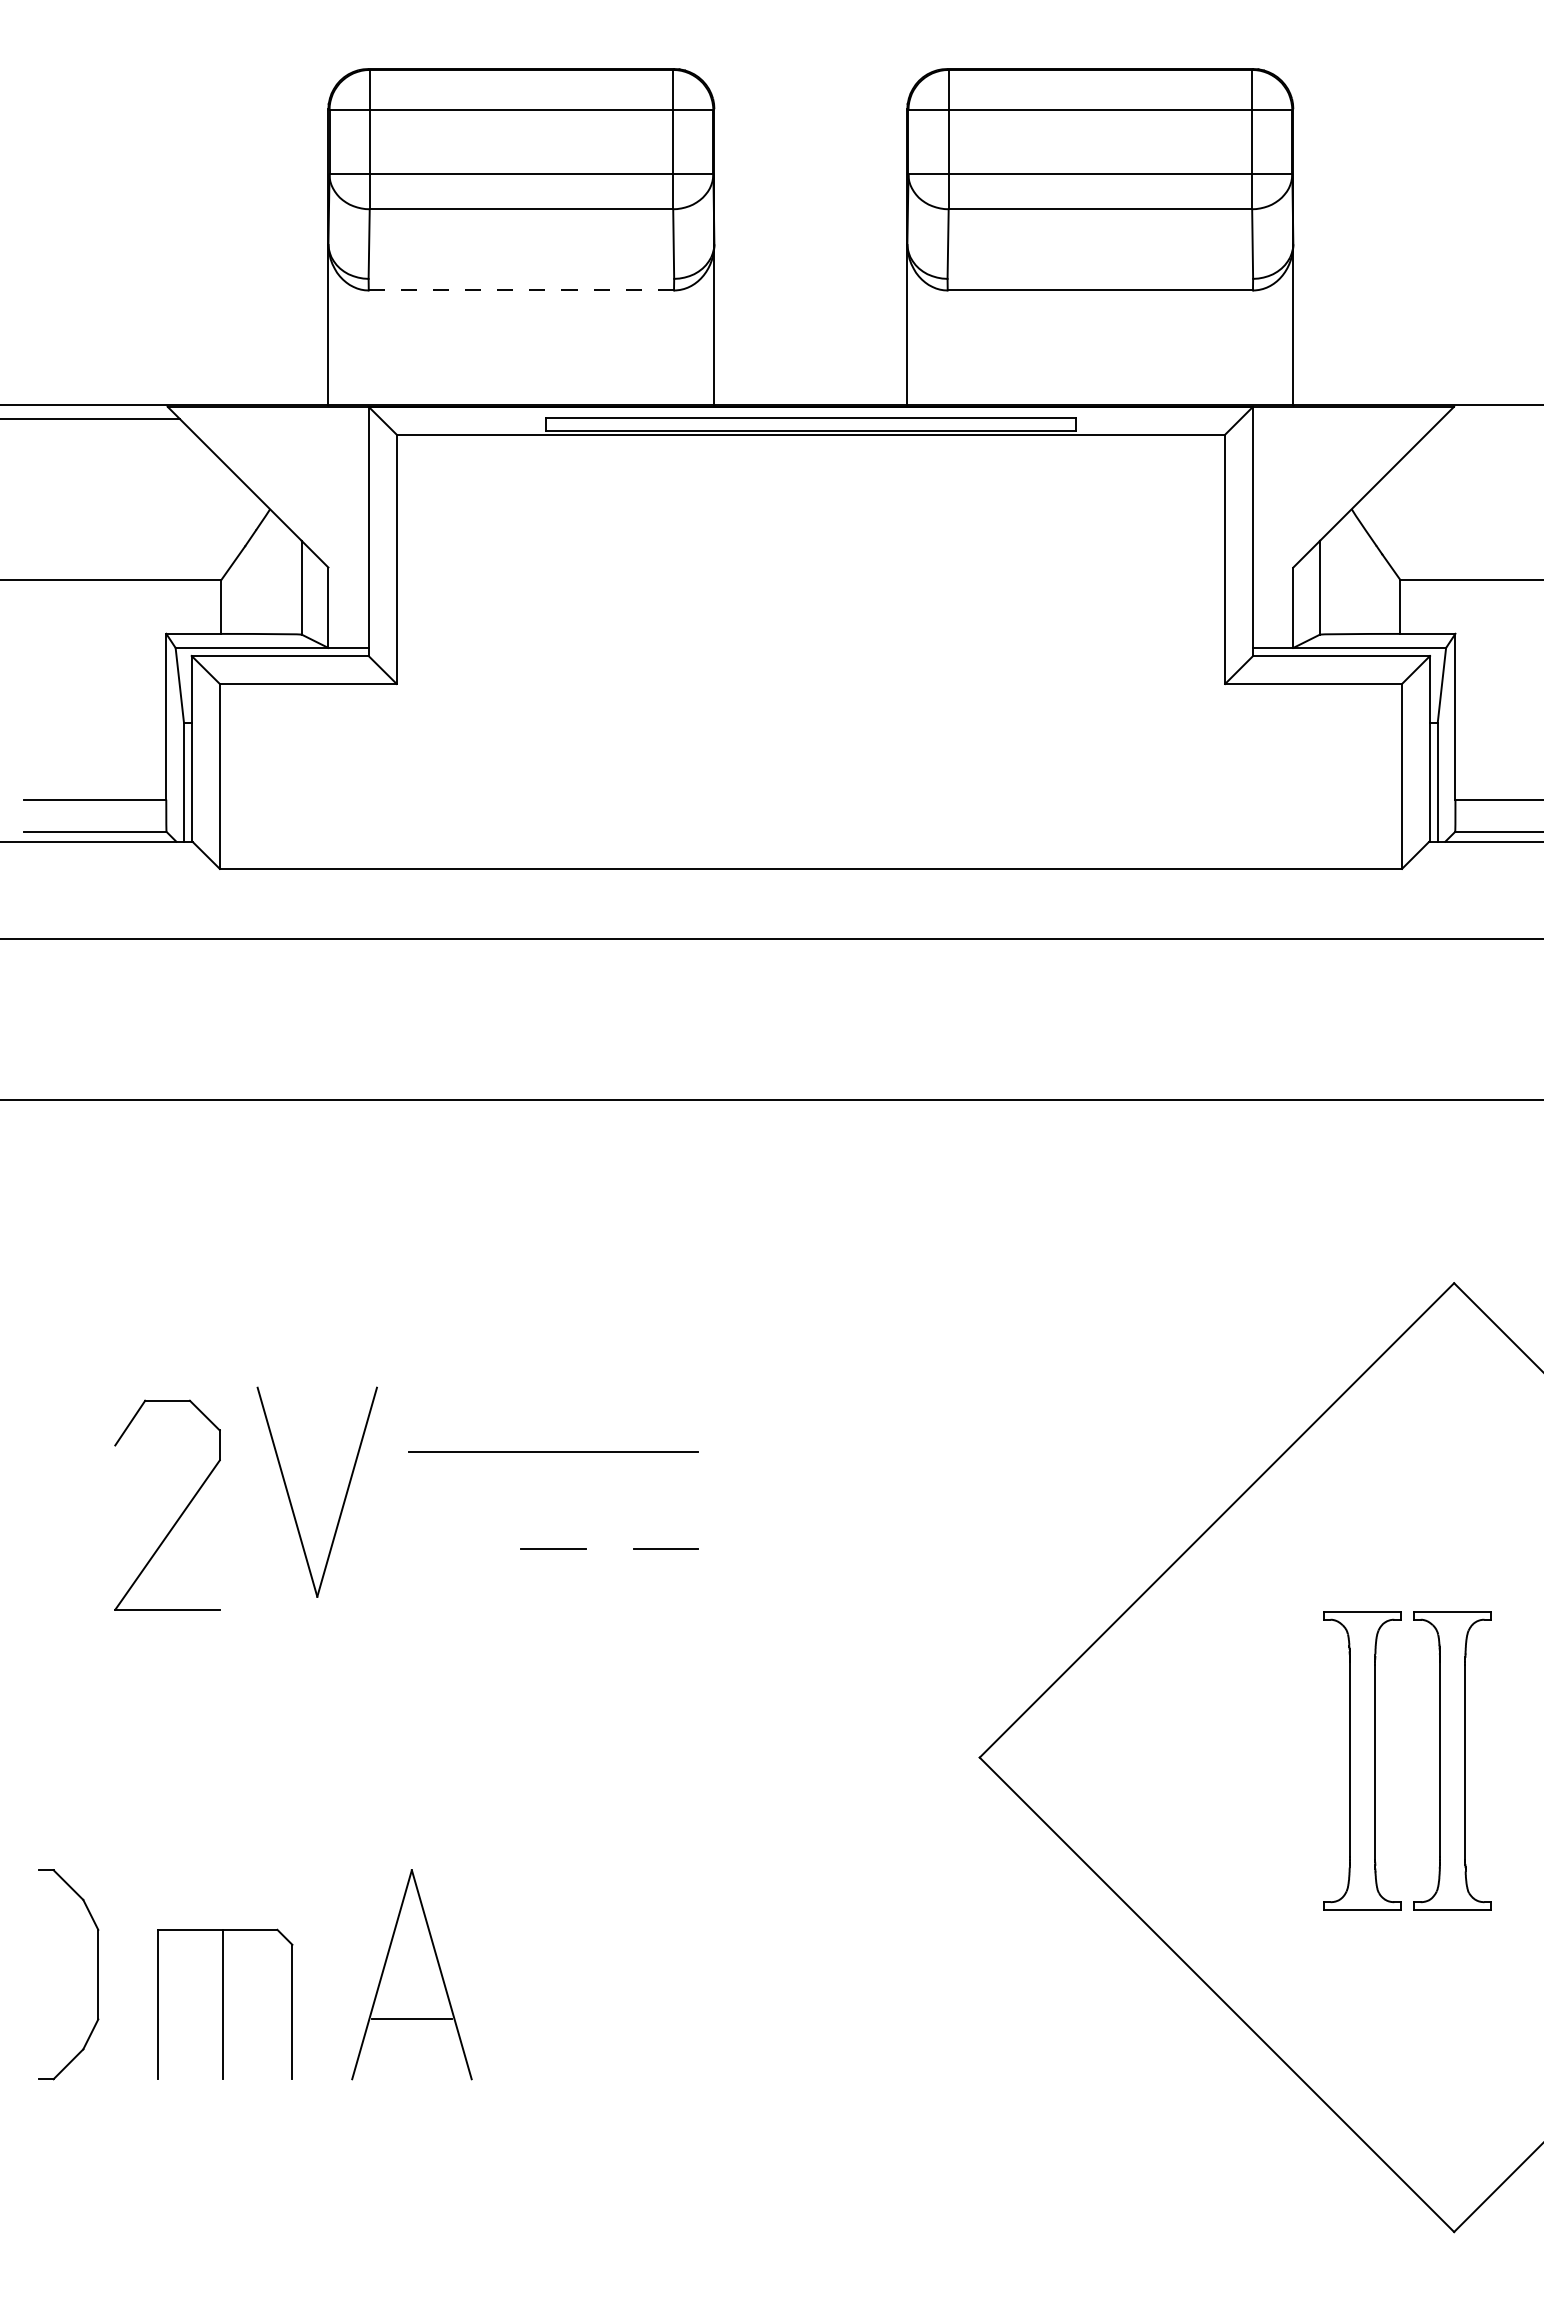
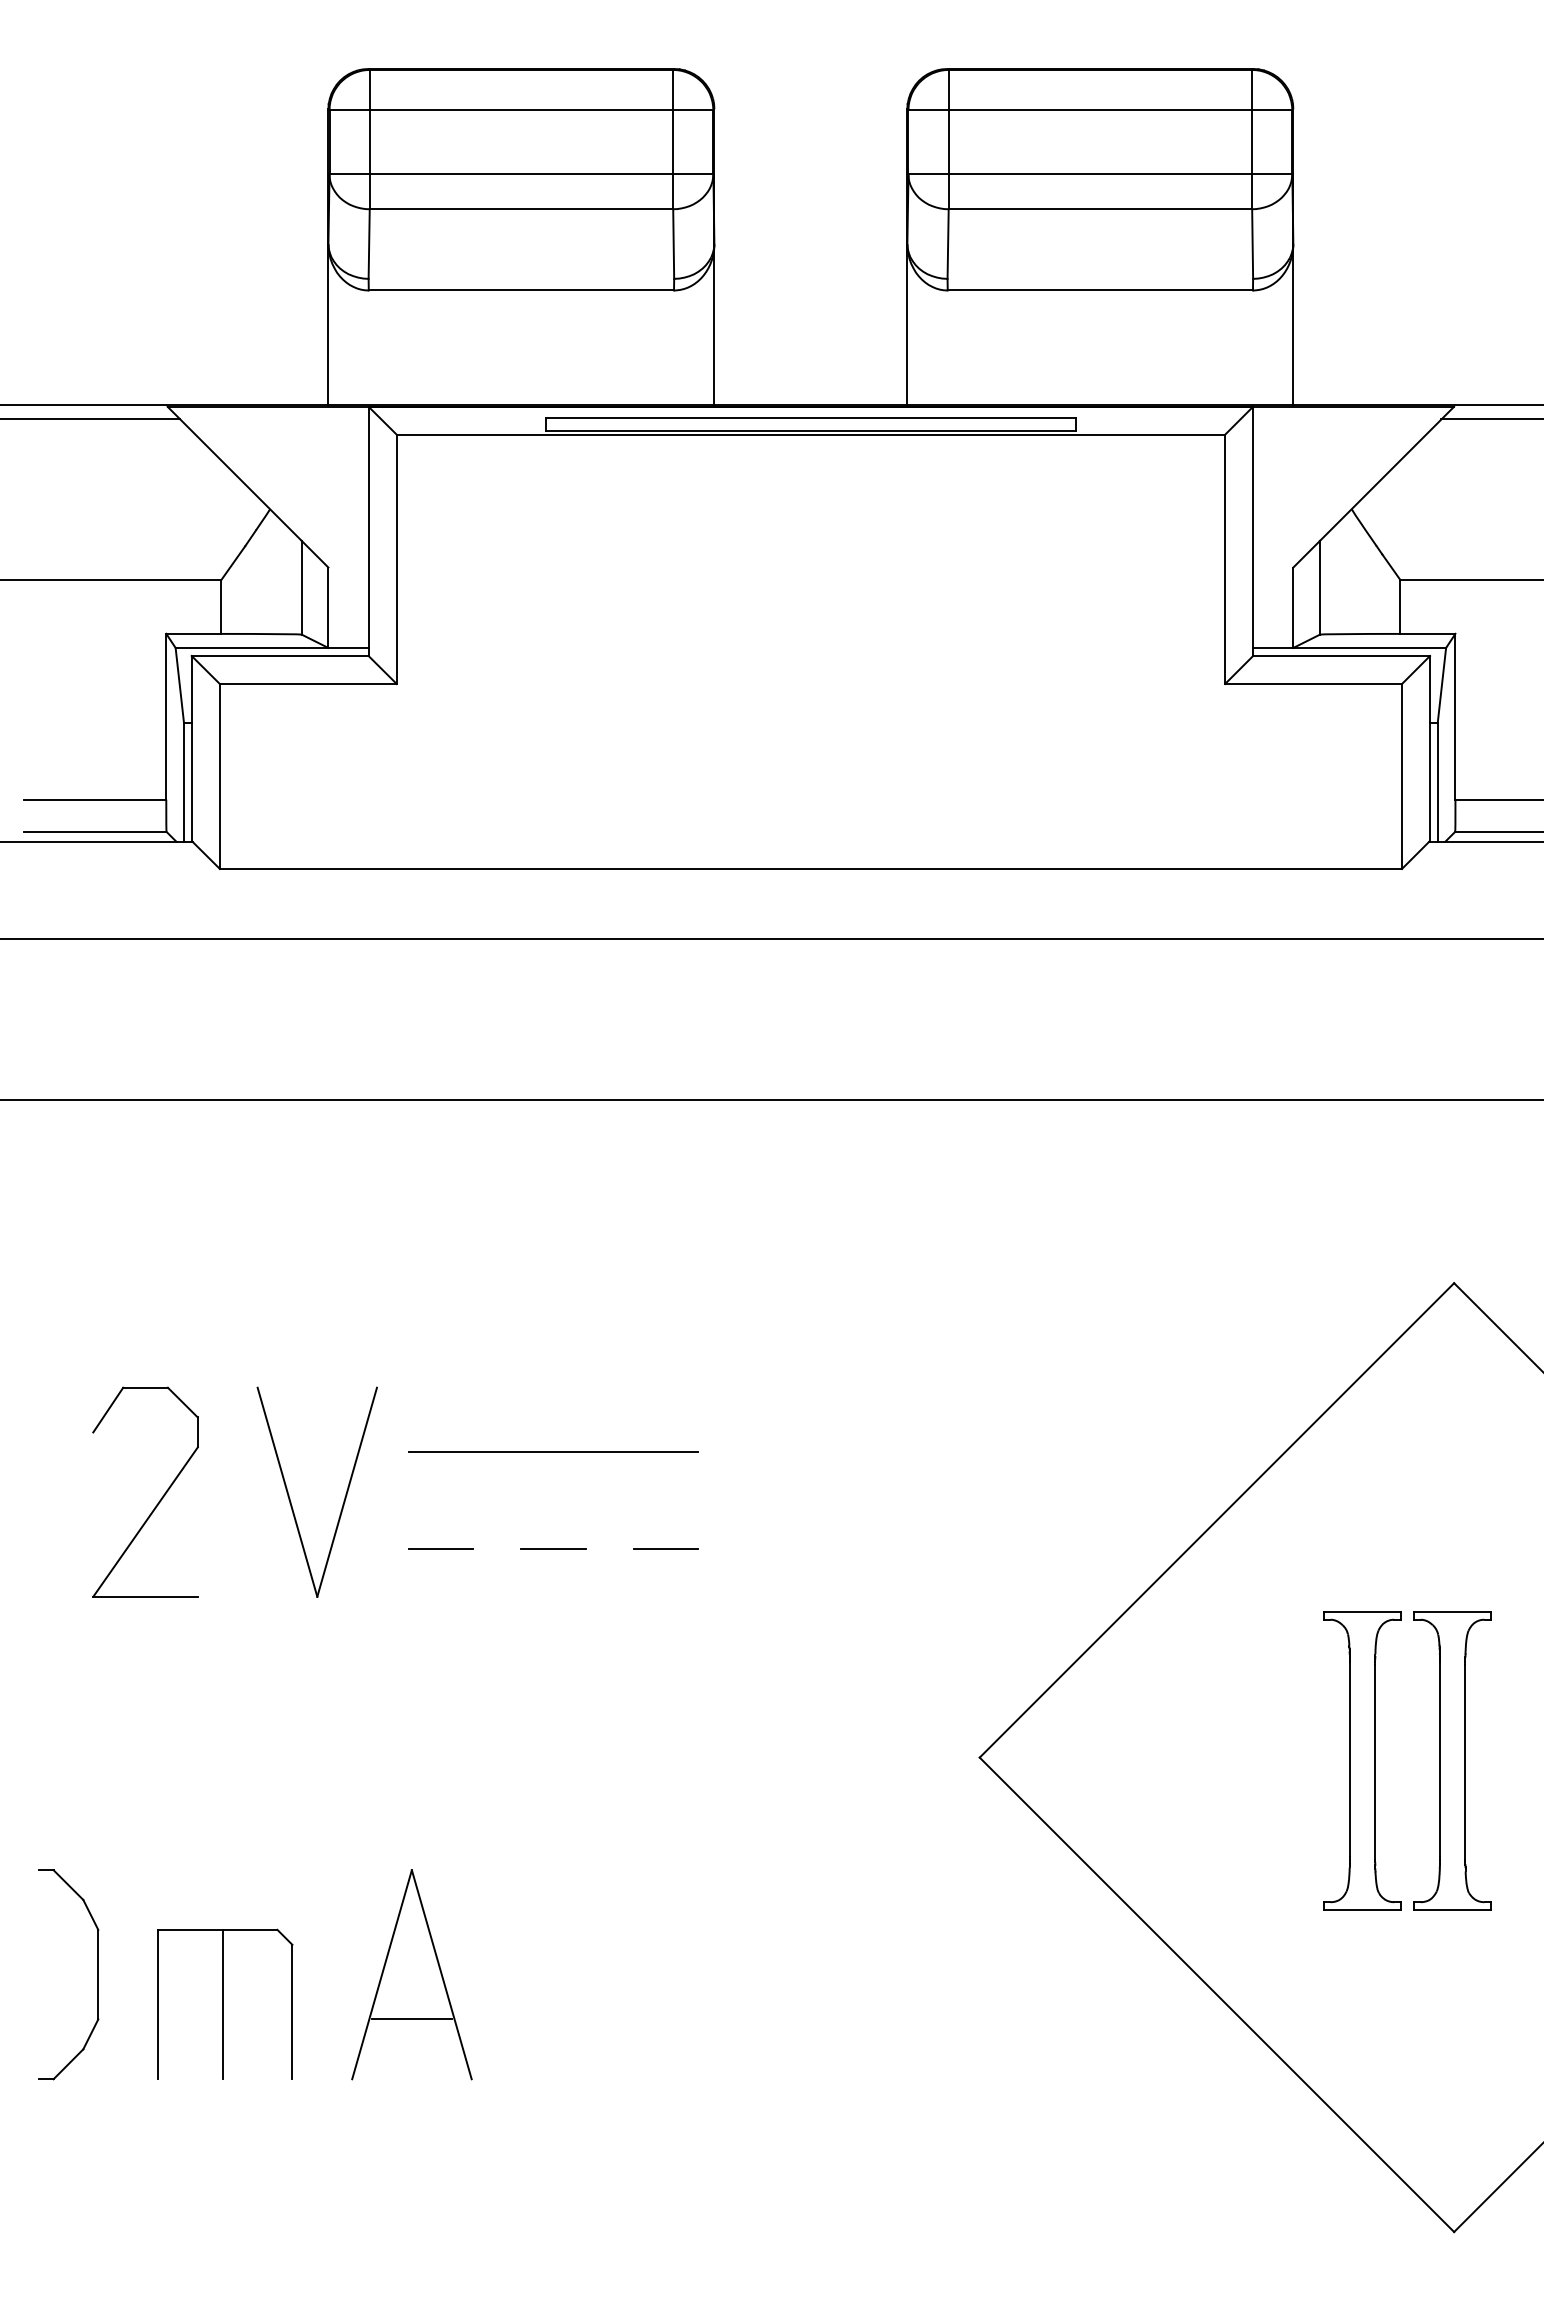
line: dashed -> solid (521, 290)
line: none -> present (1490, 419)
part position: (180, 1514) -> (158, 1501) (158, 1501)
line: none -> present (440, 1548)
